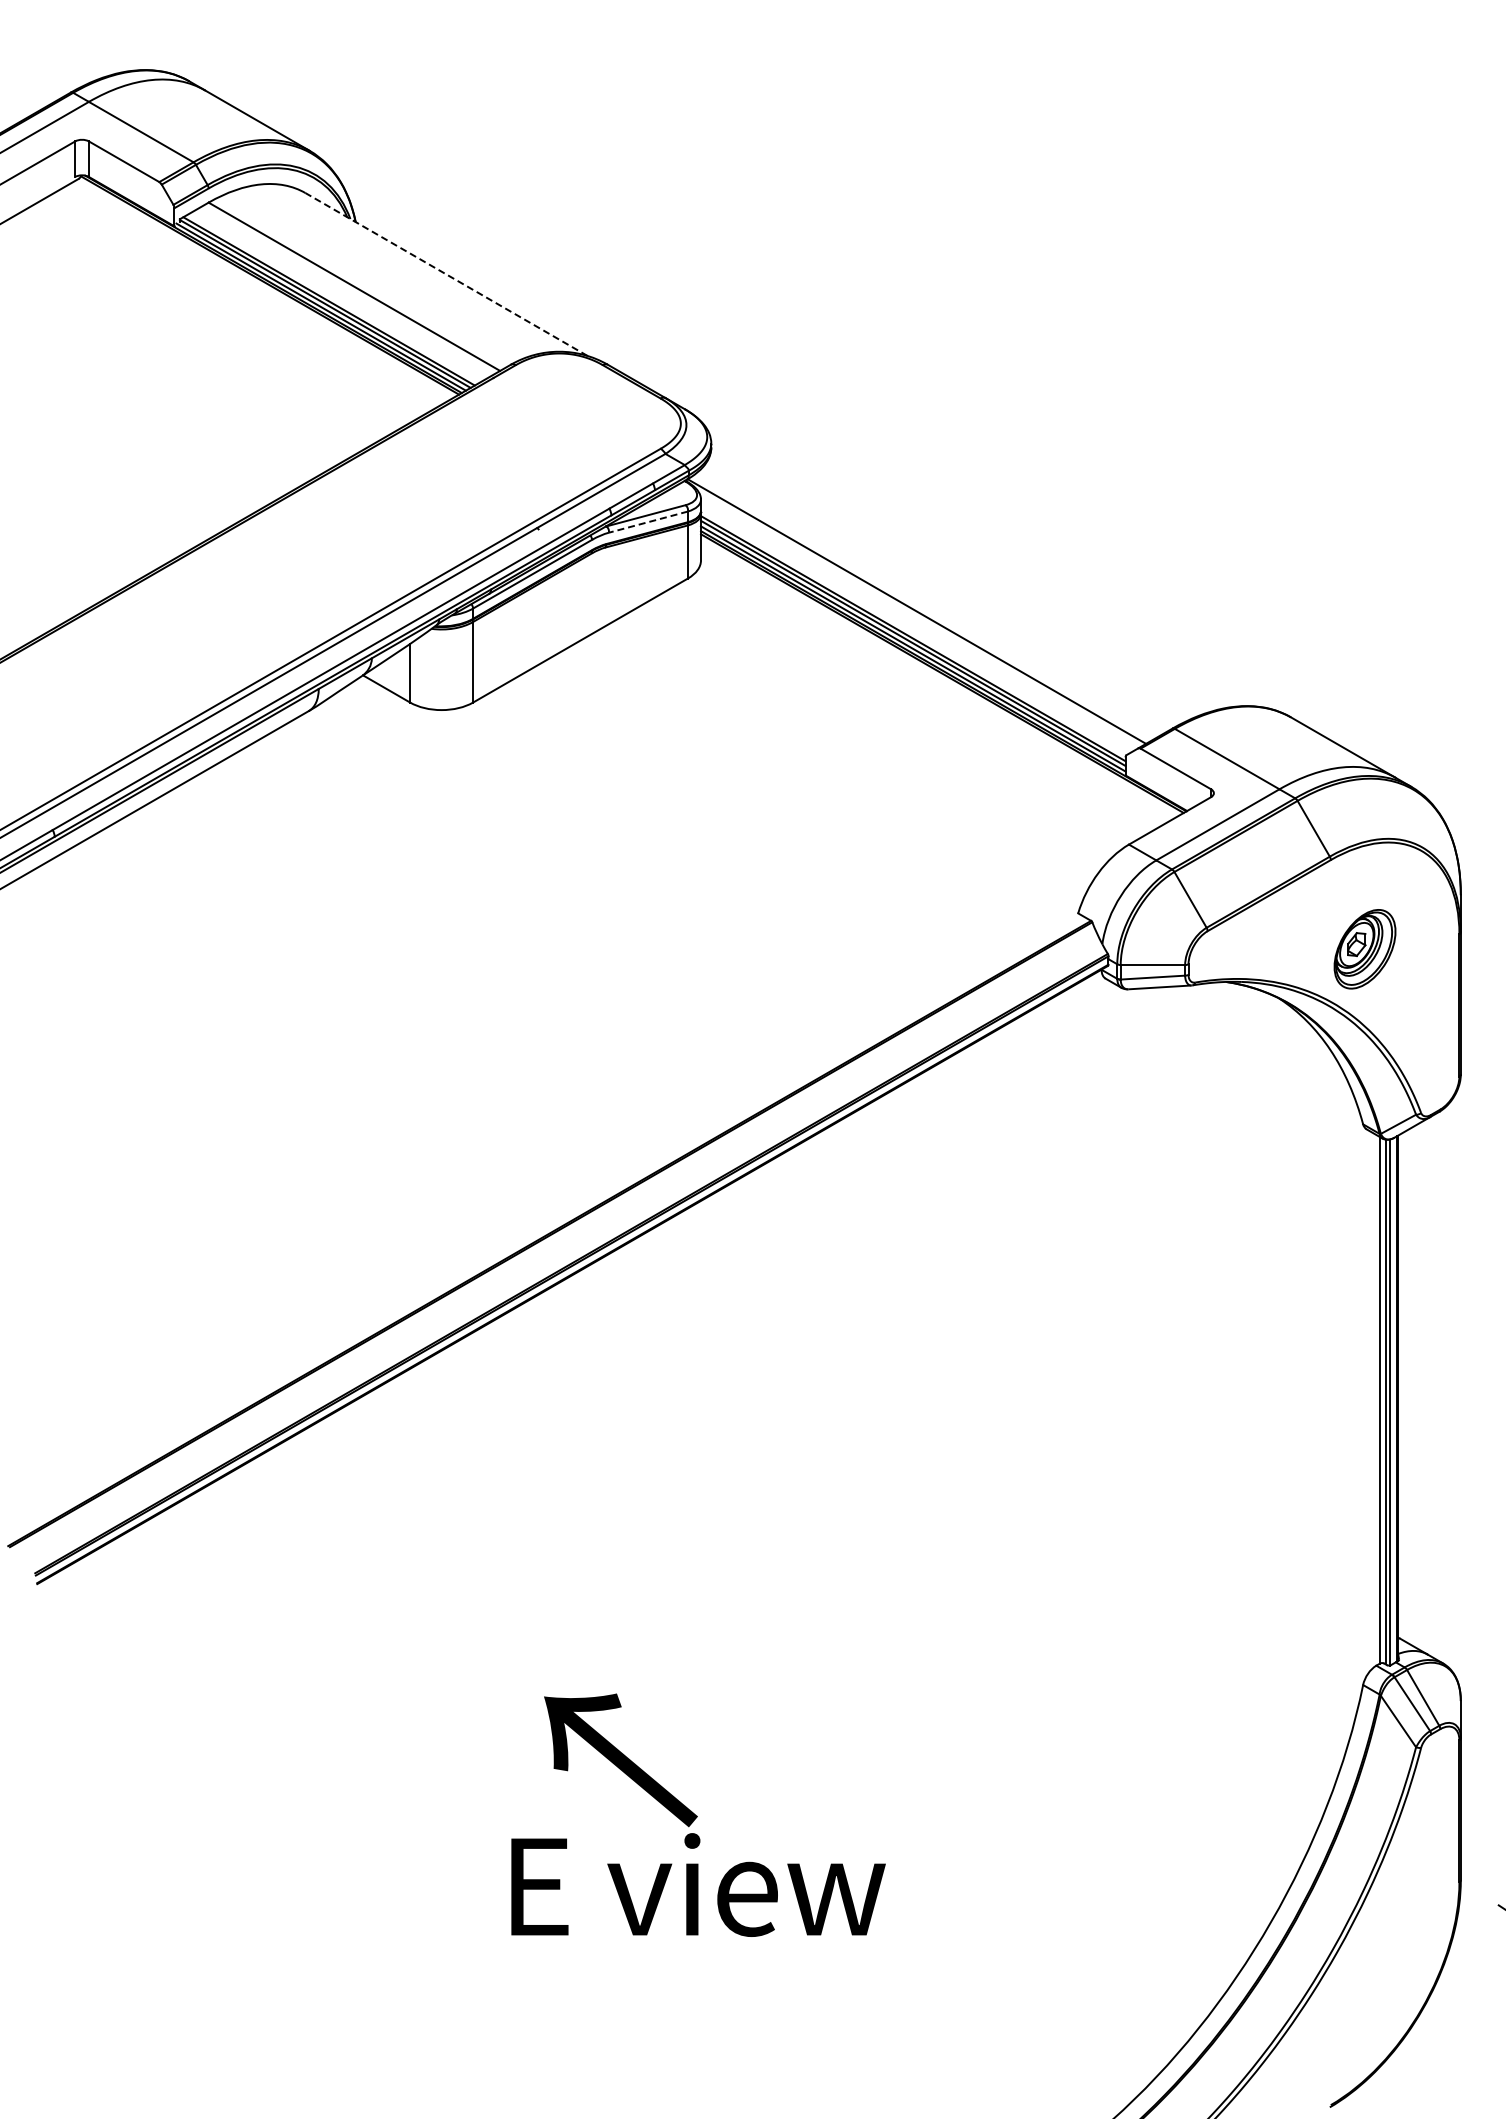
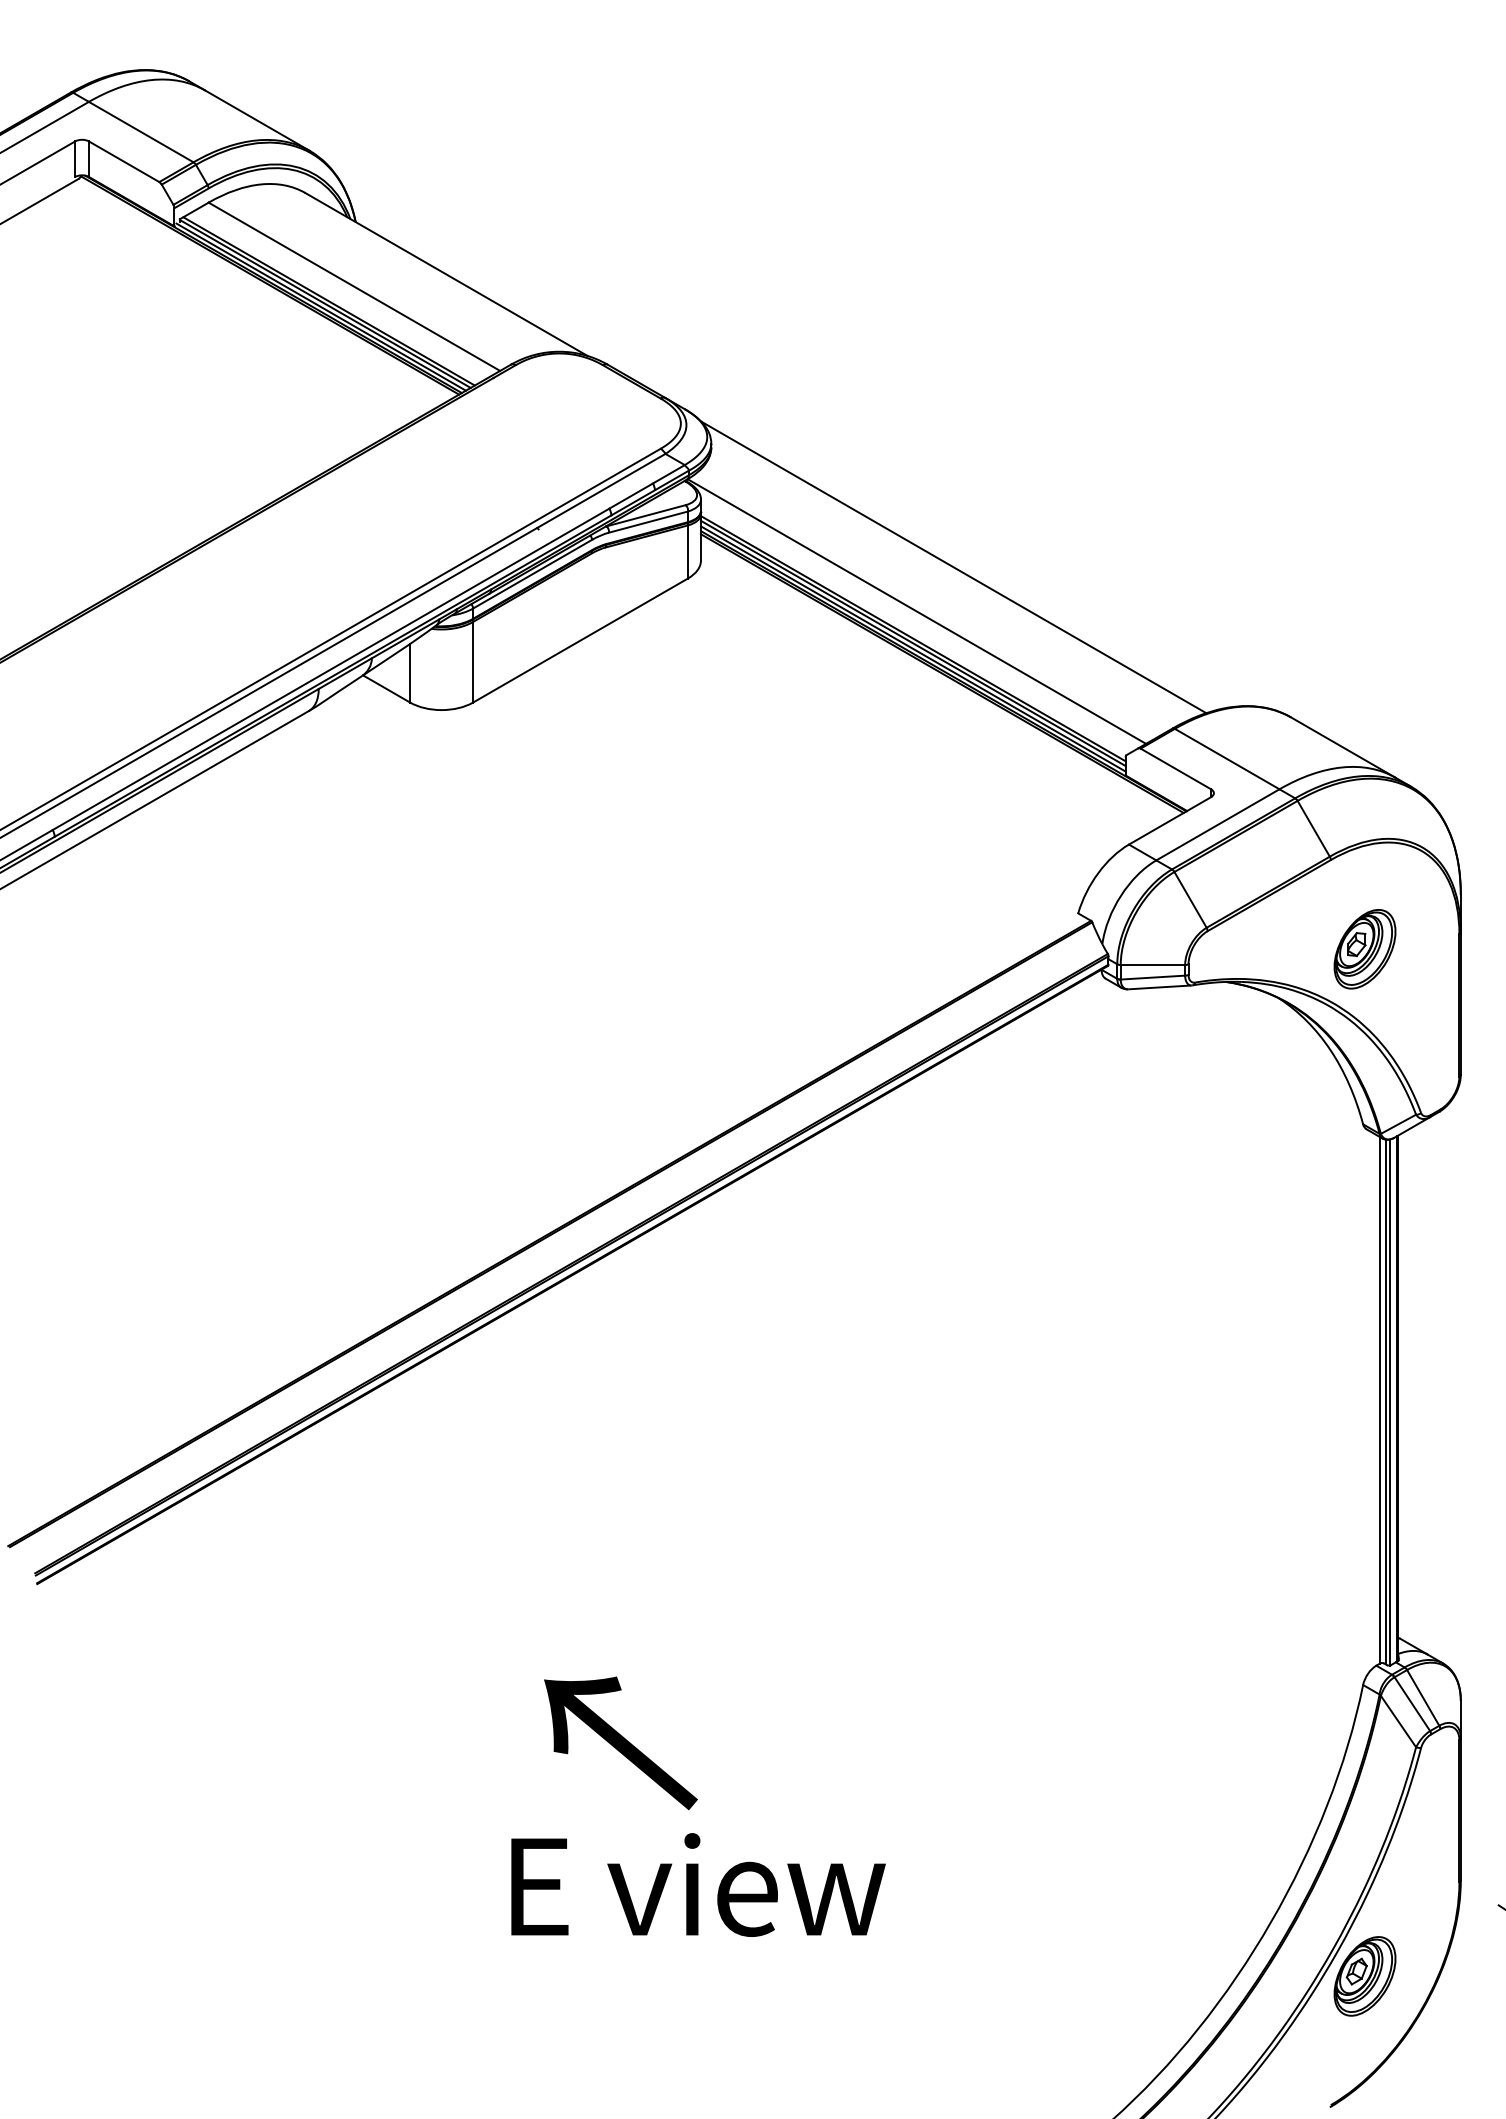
line: dashed -> solid (446, 274)
line: dashed -> solid (648, 522)
line: none -> present (953, 567)
text position: (620, 1760) -> (620, 1743) (620, 1743)
part: none -> present (1364, 1976)
